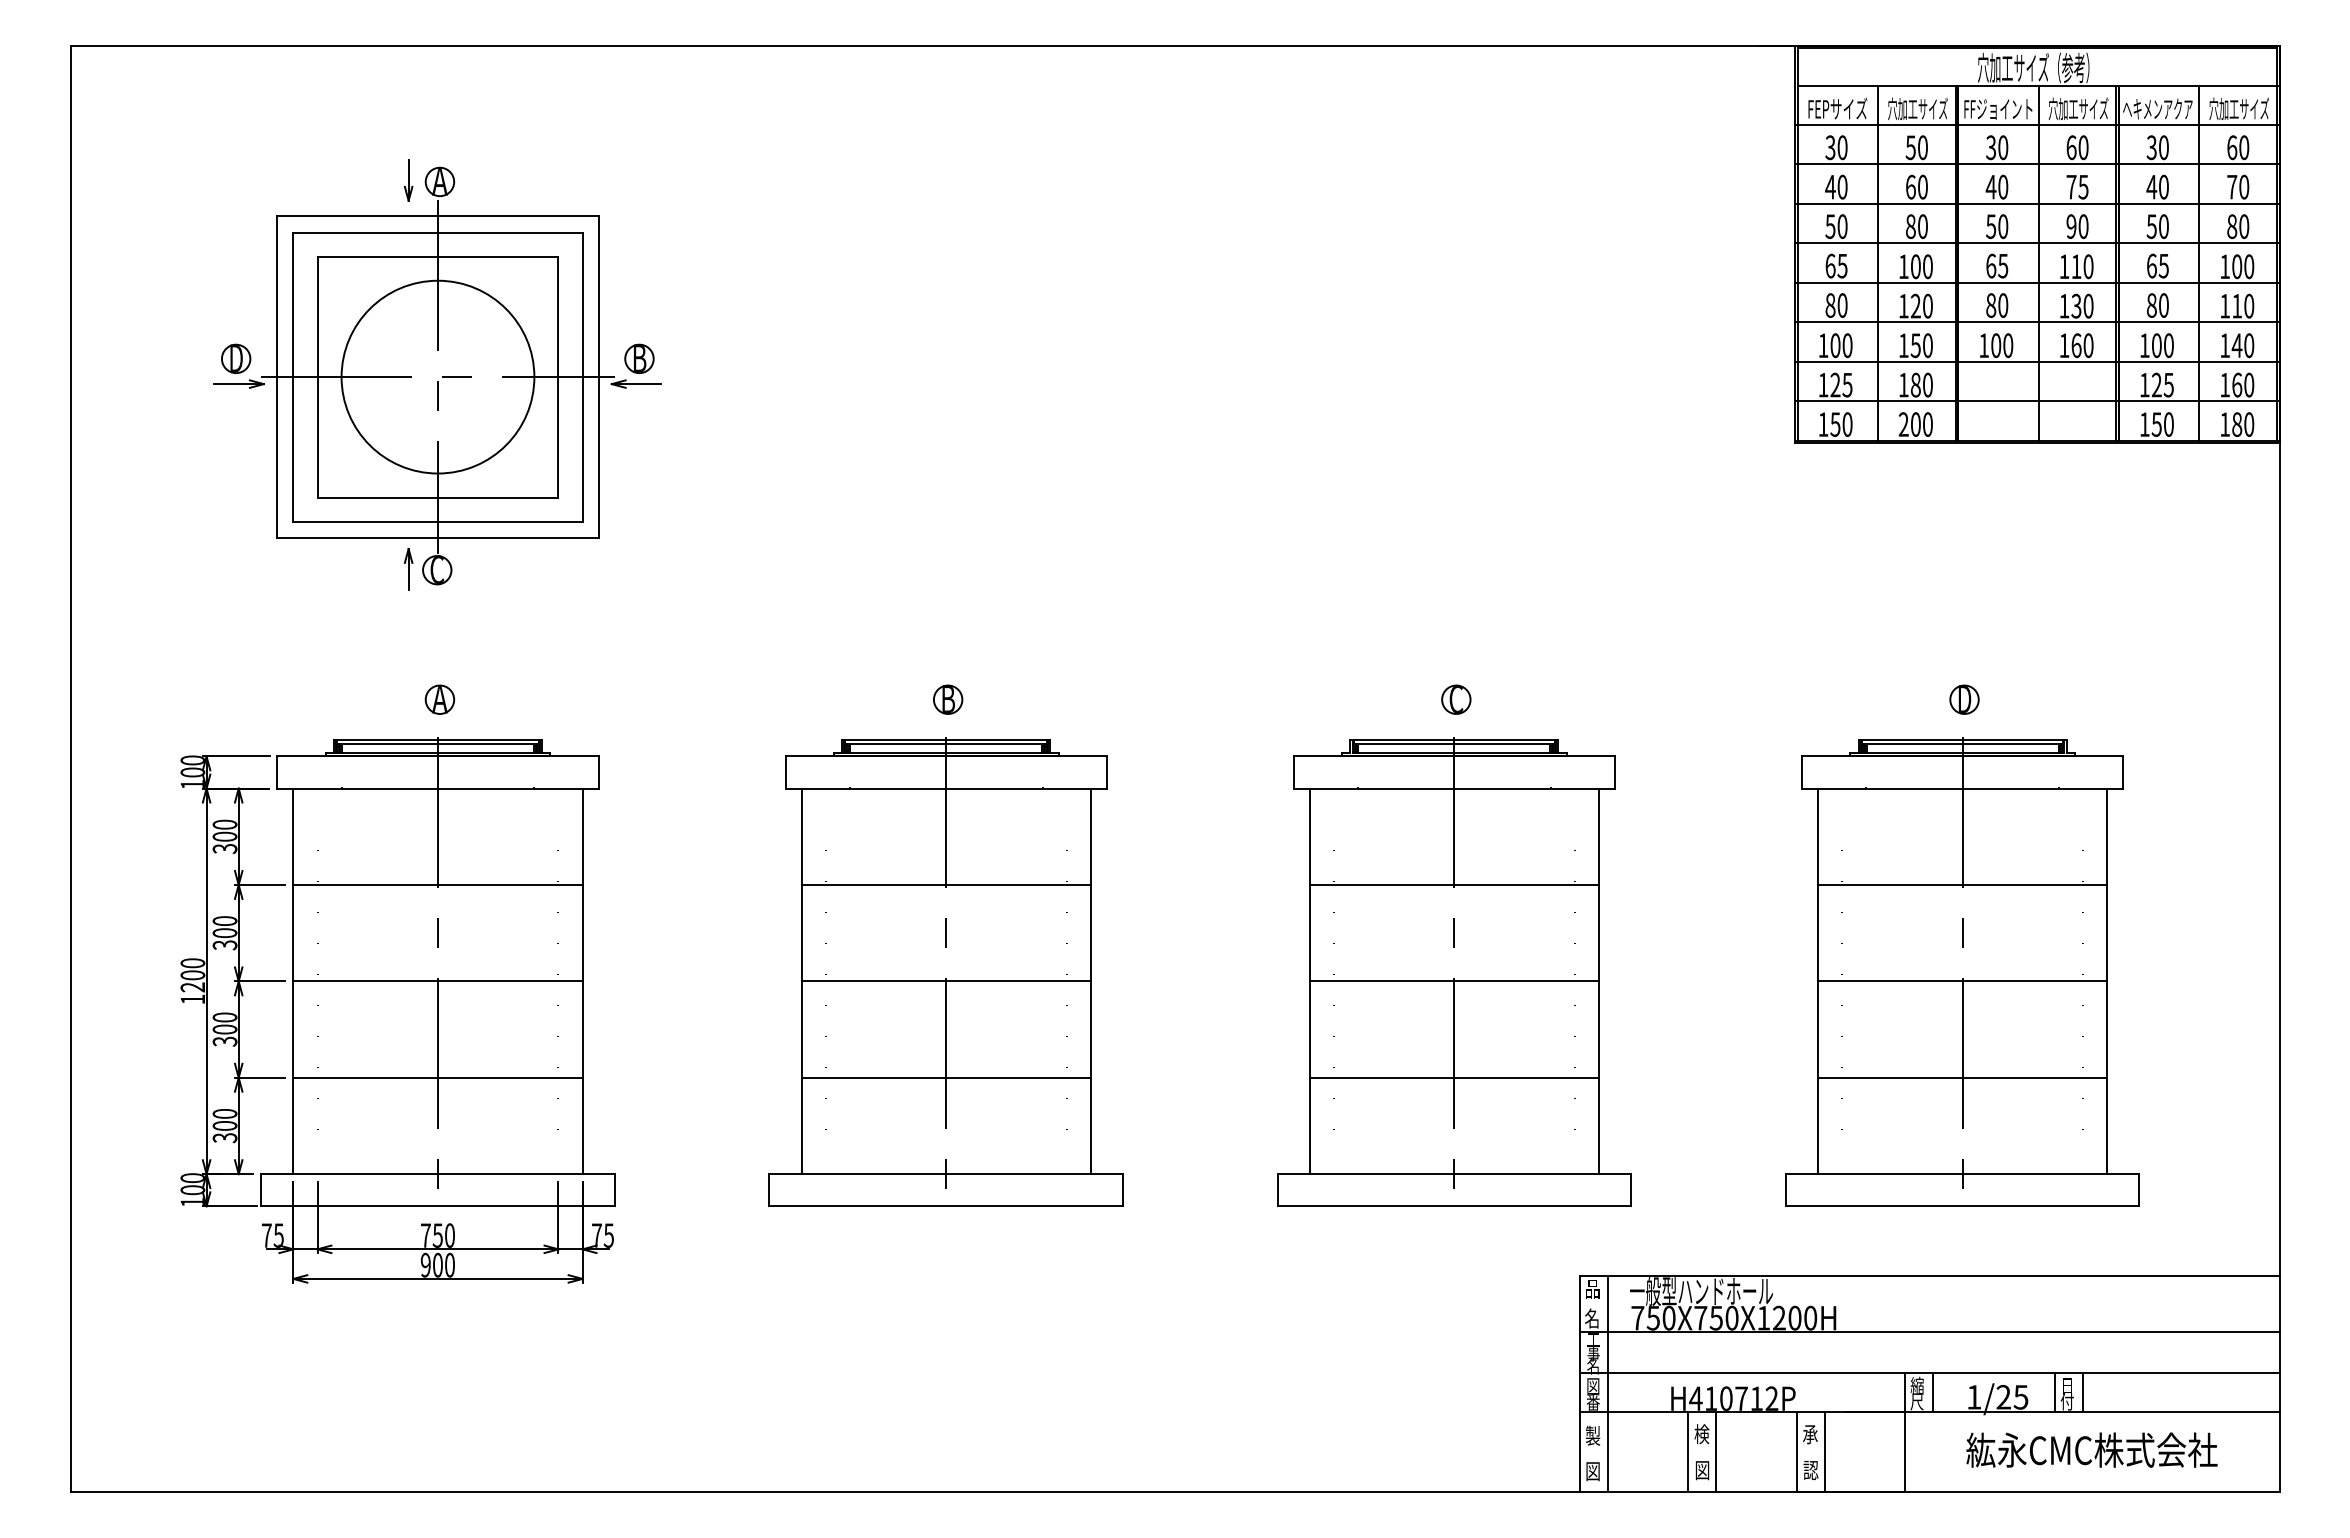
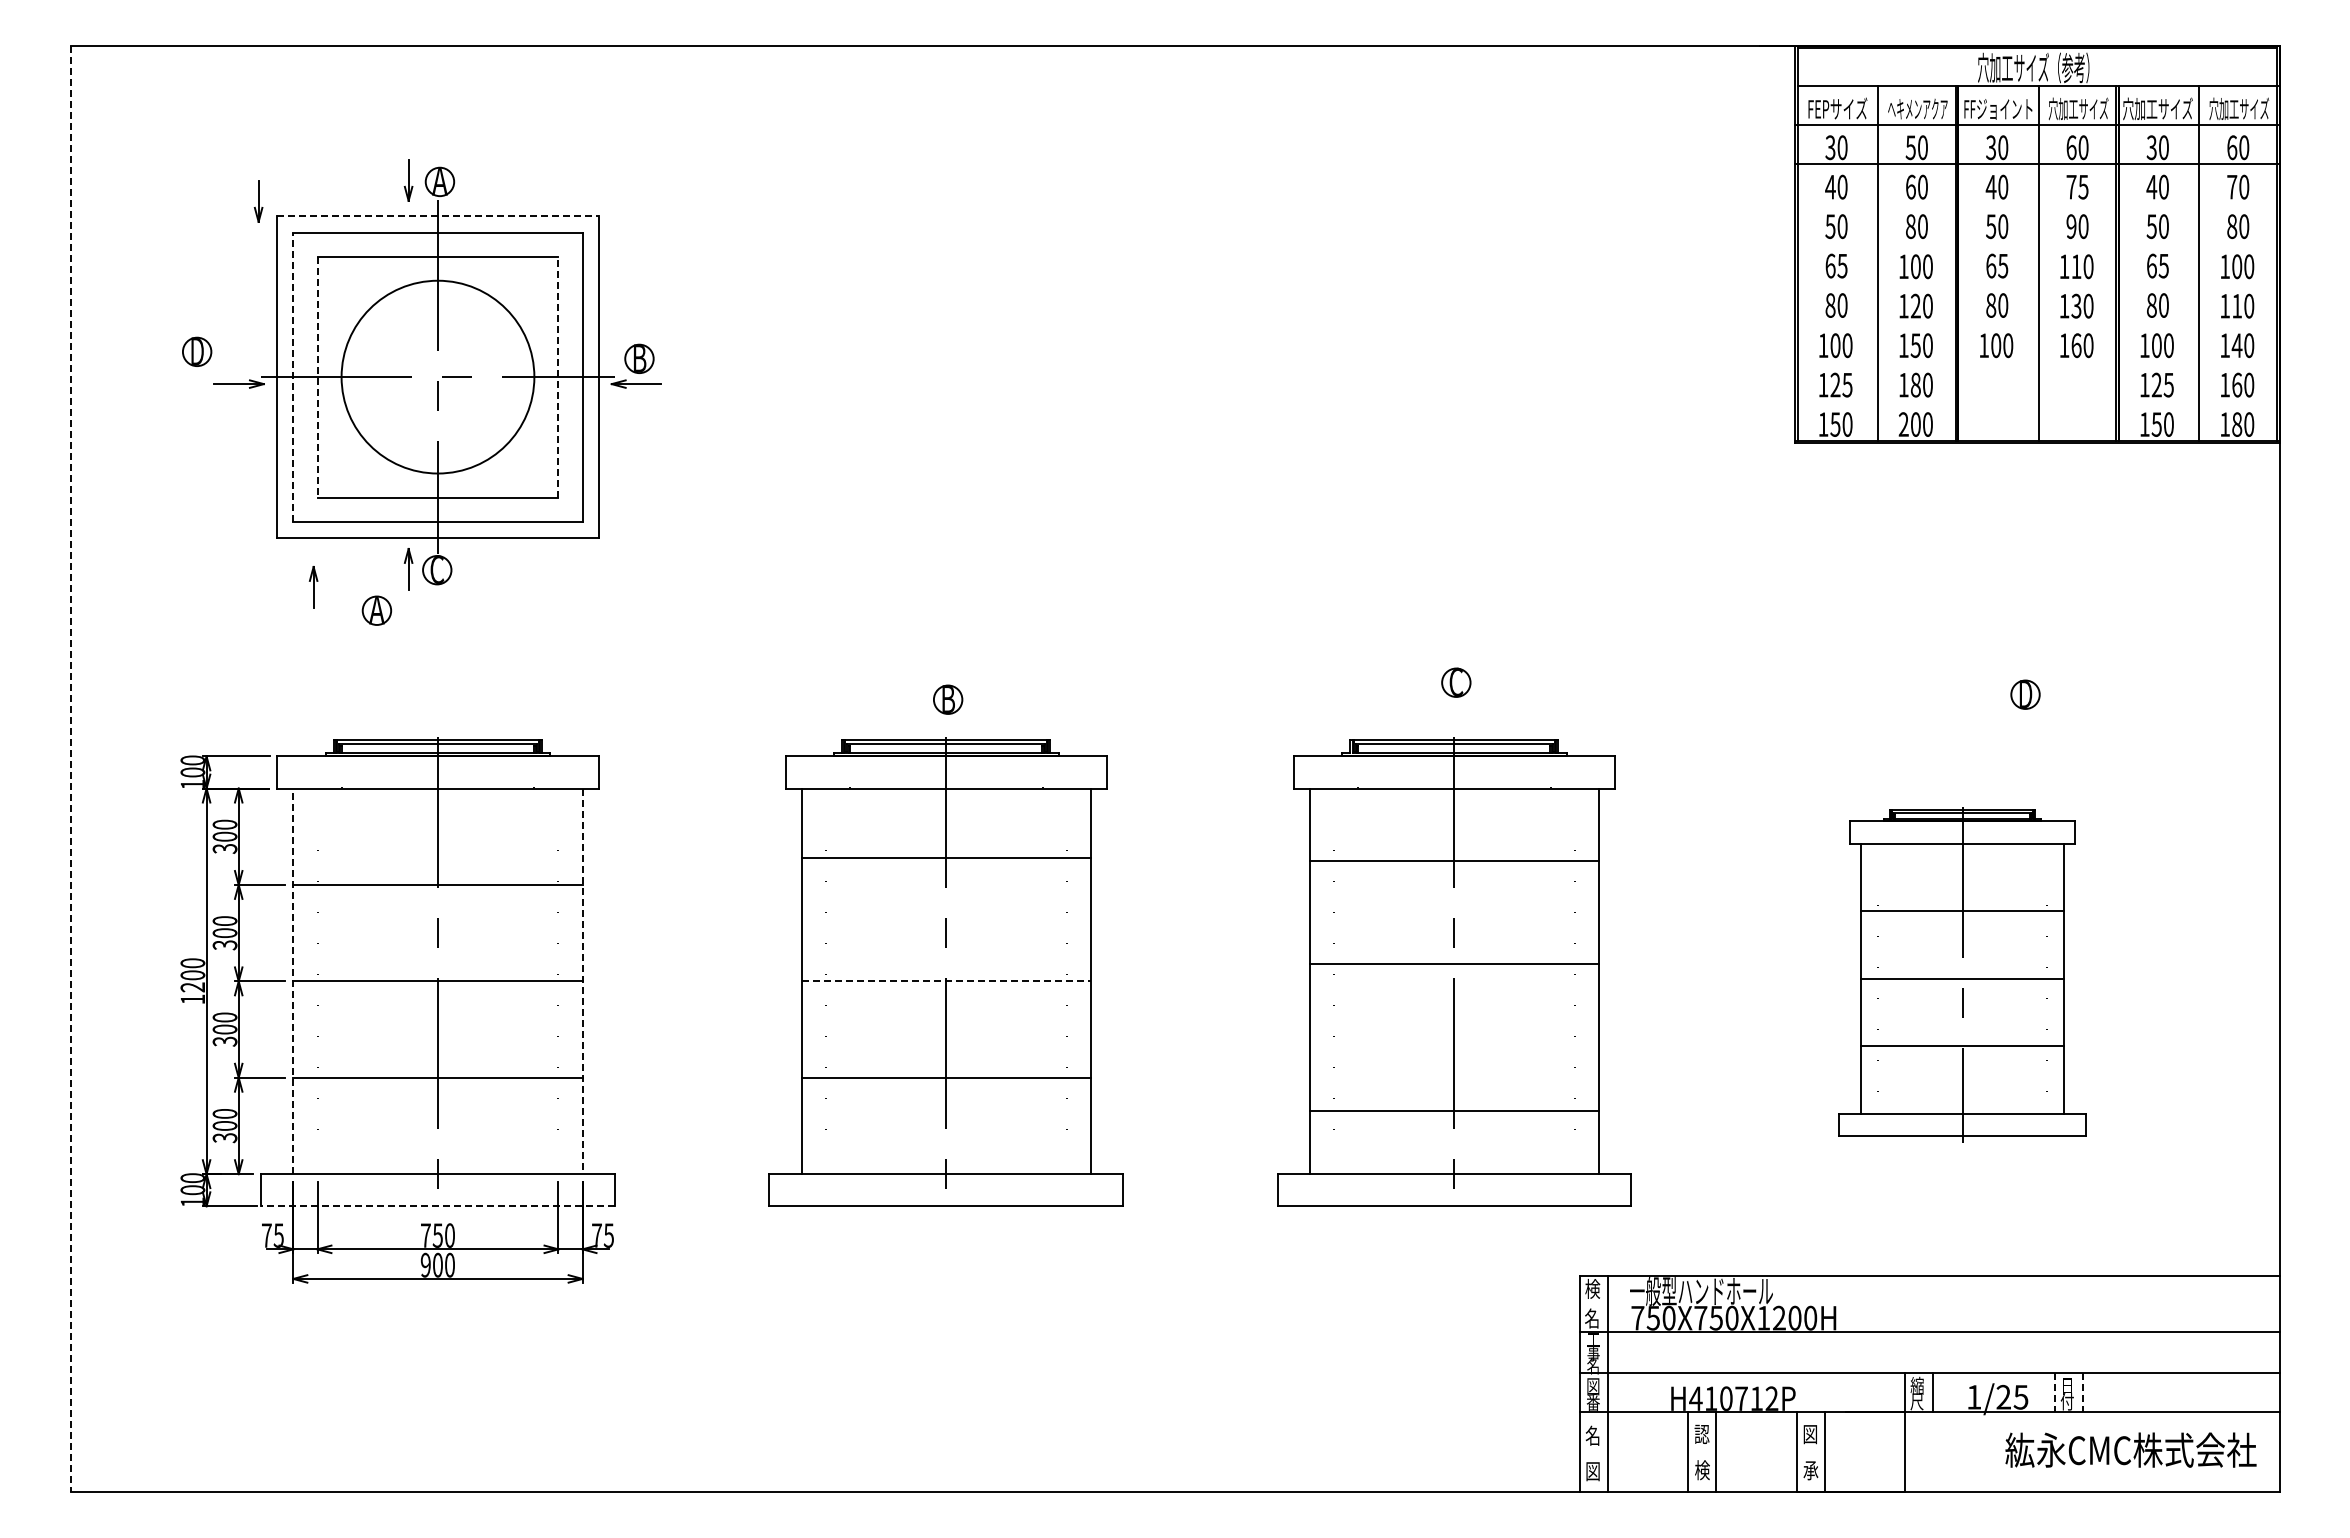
text: 穴加工サイズ -> ヘキメンアクア (1917, 108)
text: ヘキメンアクア -> 穴加工サイズ (2157, 108)
part: none -> present (258, 201)
line: present -> none (2037, 203)
line: solid -> dashed (437, 216)
line: present -> none (2037, 243)
line: present -> none (2037, 282)
line: present -> none (2037, 322)
part position: (236, 358) -> (197, 351) (197, 351)
line: present -> none (2037, 361)
line: solid -> dashed (558, 376)
line: solid -> dashed (293, 377)
line: solid -> dashed (317, 377)
line: present -> none (2037, 401)
part: none -> present (313, 587)
part position: (439, 699) -> (376, 610) (376, 610)
part position: (1456, 699) -> (1456, 682) (1456, 682)
part position: (1964, 699) -> (2025, 694) (2025, 694)
line: solid -> dashed (70, 769)
line position: (945, 884) -> (945, 857) (945, 857)
line position: (1453, 884) -> (1453, 860) (1453, 860)
part size: 355x470 px -> 249x336 px (1962, 974)
line: solid -> dashed (293, 981)
line: solid -> dashed (582, 981)
line: solid -> dashed (946, 981)
line position: (1453, 981) -> (1453, 964) (1453, 964)
line position: (1453, 1077) -> (1453, 1110) (1453, 1110)
line: solid -> dashed (437, 1206)
text: 品 -> 検 (1592, 1288)
line: solid -> dashed (2054, 1393)
line: solid -> dashed (2082, 1393)
text: 検 -> 認 (1701, 1434)
text: 承 -> 図 (1810, 1434)
text: 製 -> 名 (1592, 1435)
text position: (2091, 1449) -> (2130, 1449) (2130, 1449)
text: 図 -> 検 (1702, 1470)
text: 認 -> 承 (1810, 1470)
